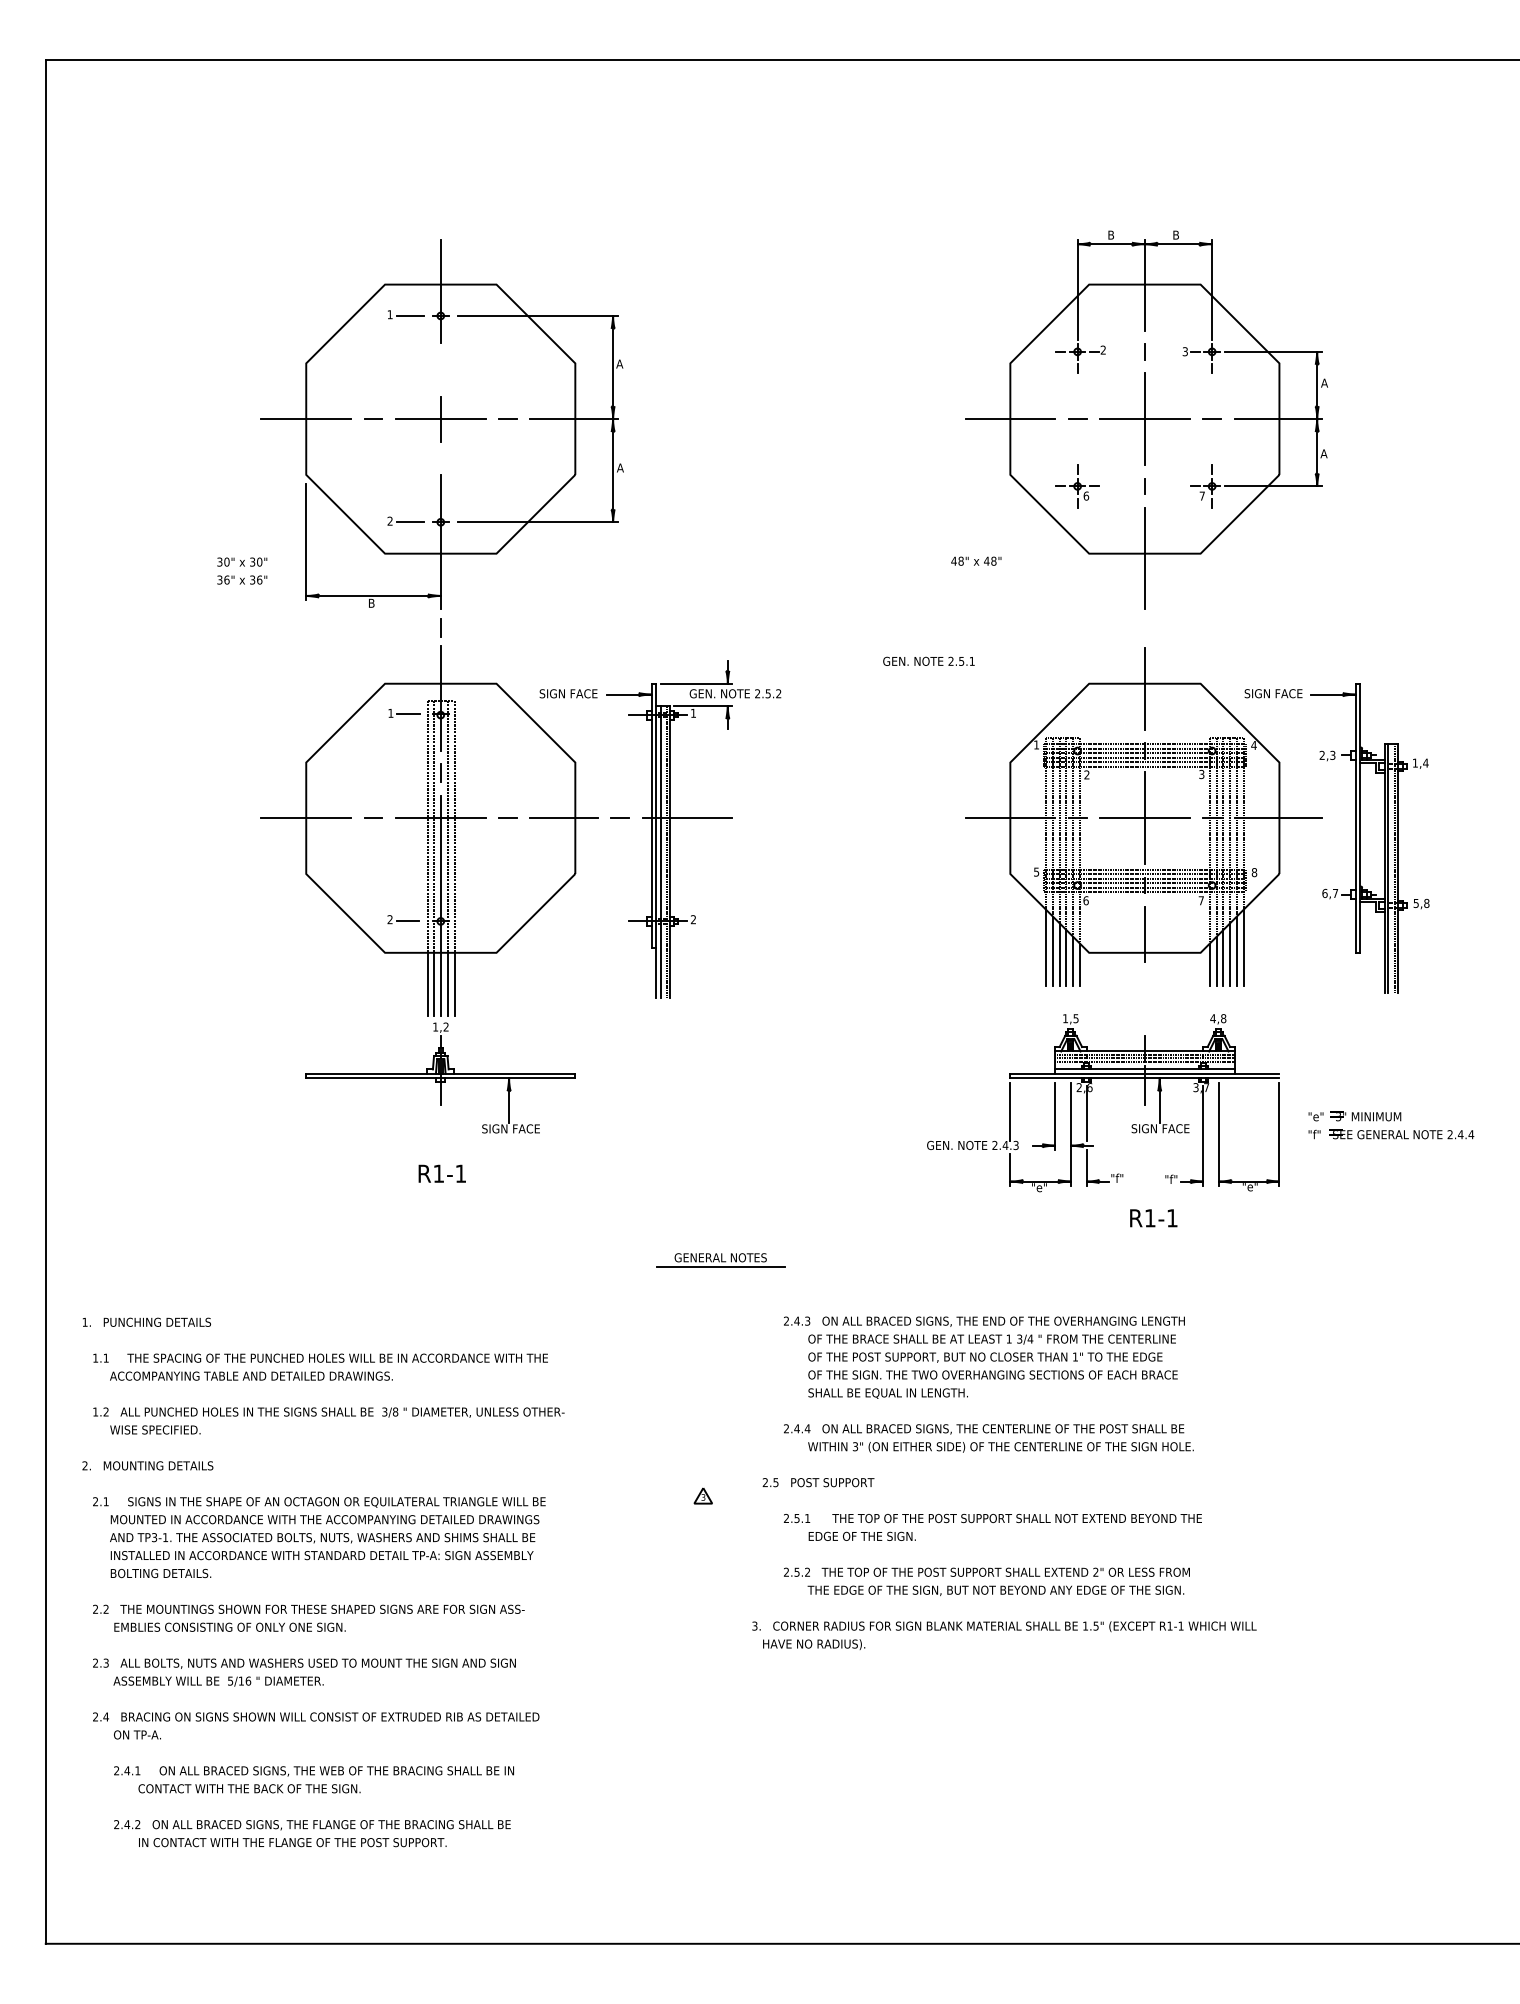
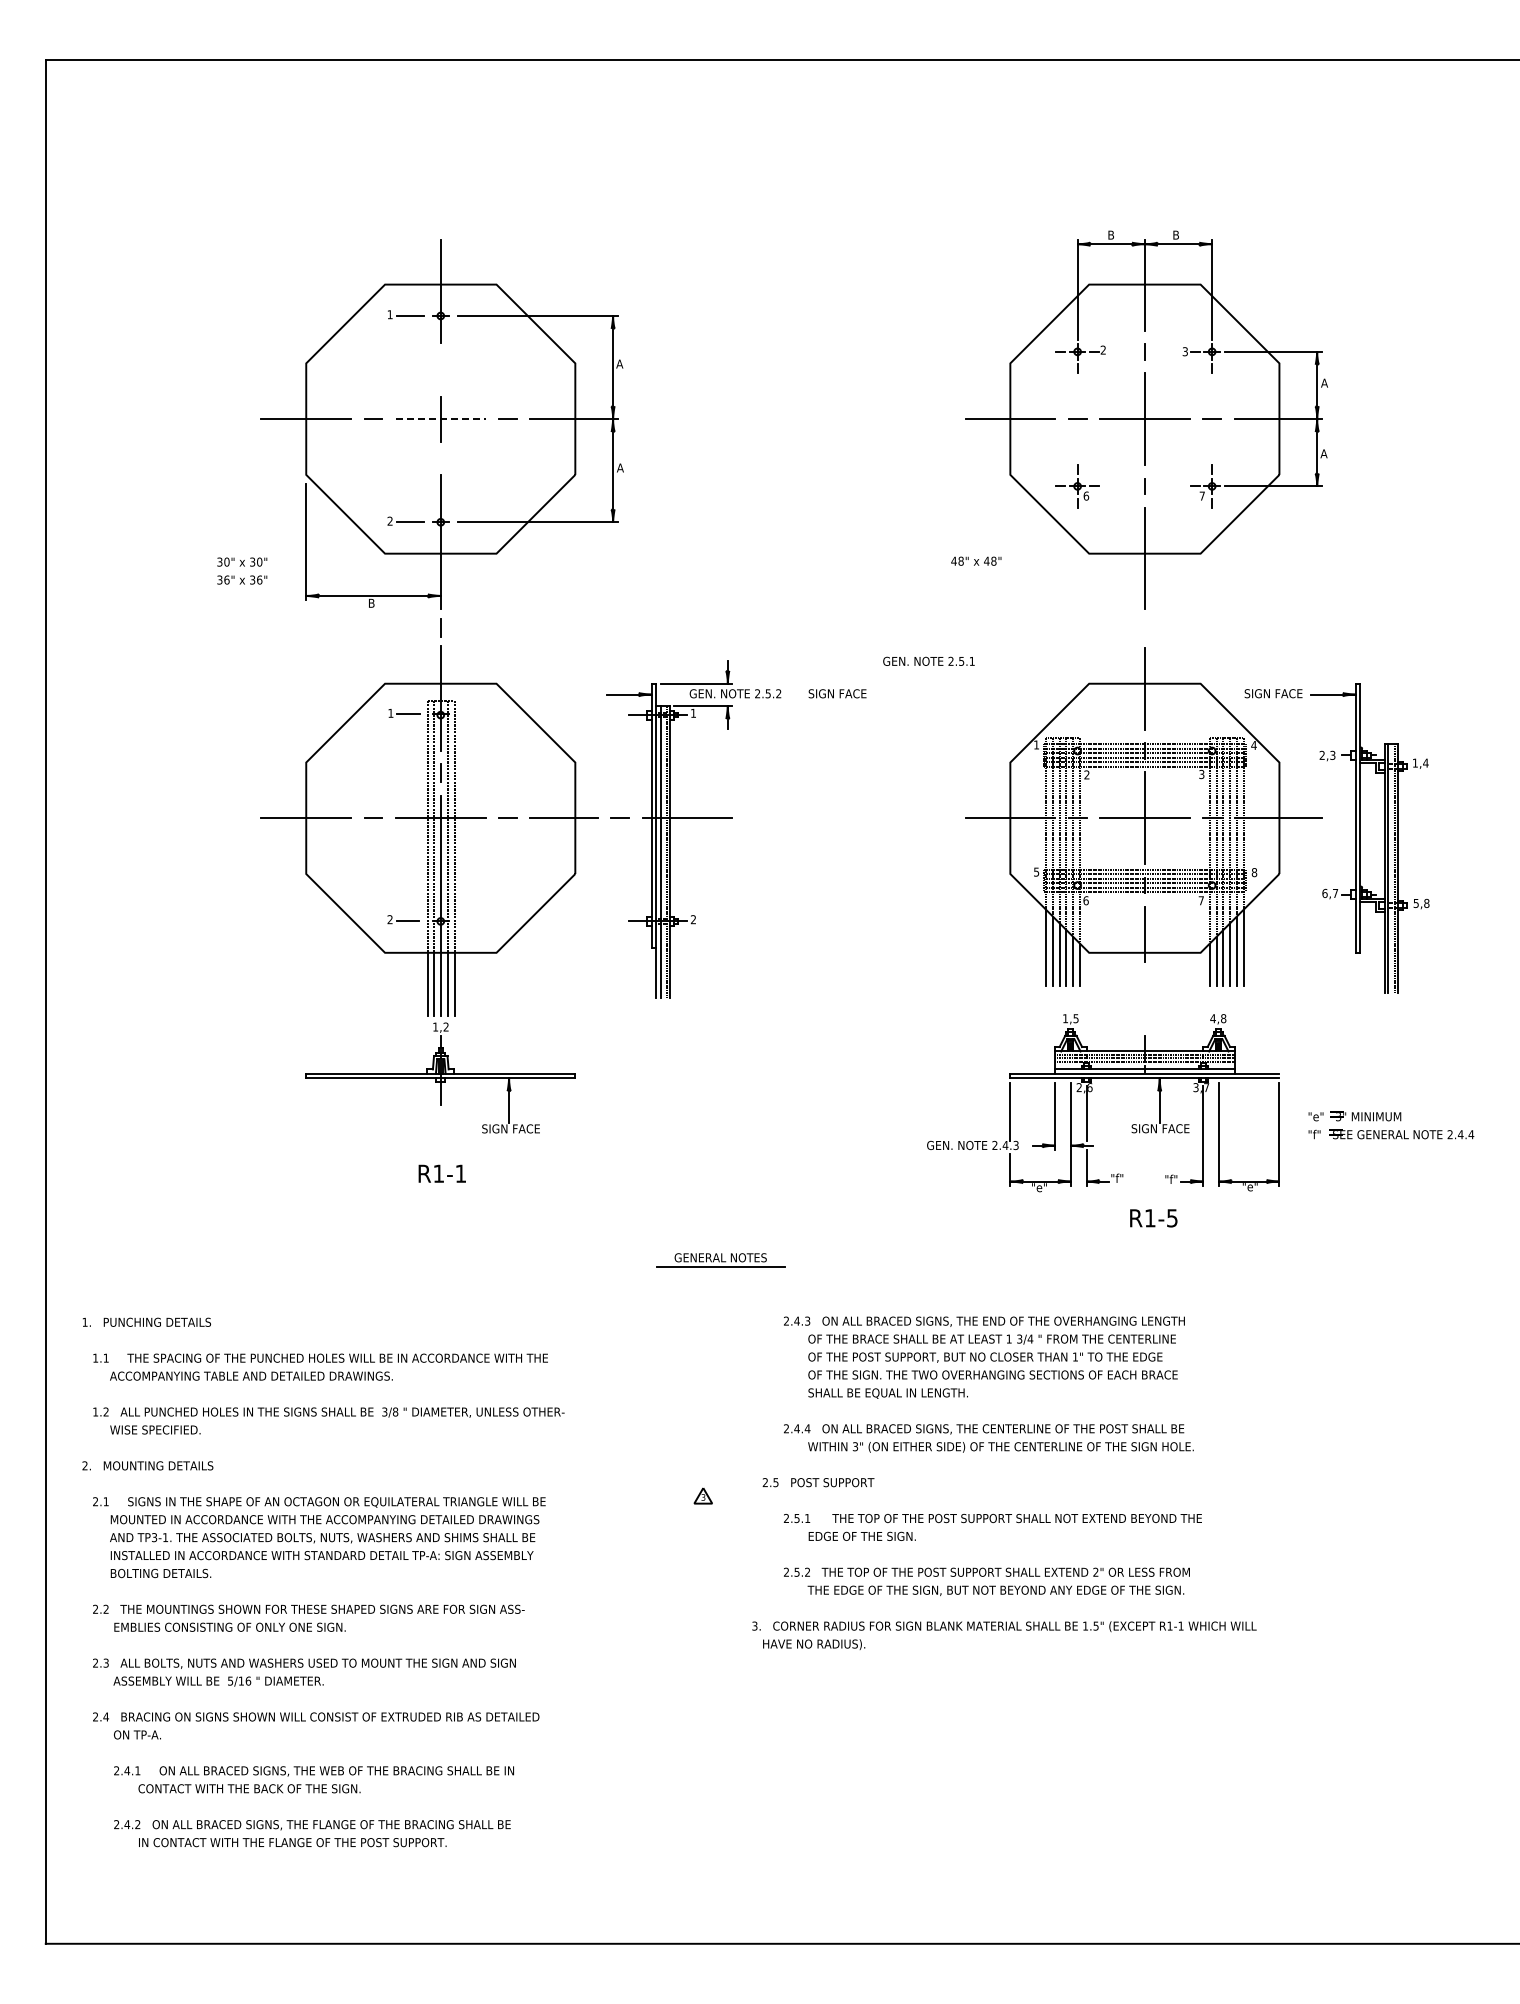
line: solid -> dashed (440, 419)
text position: (568, 693) -> (837, 693) (837, 693)
line: present -> none (1144, 1090)
text: R1-1 -> R1-5 (1172, 1218)
